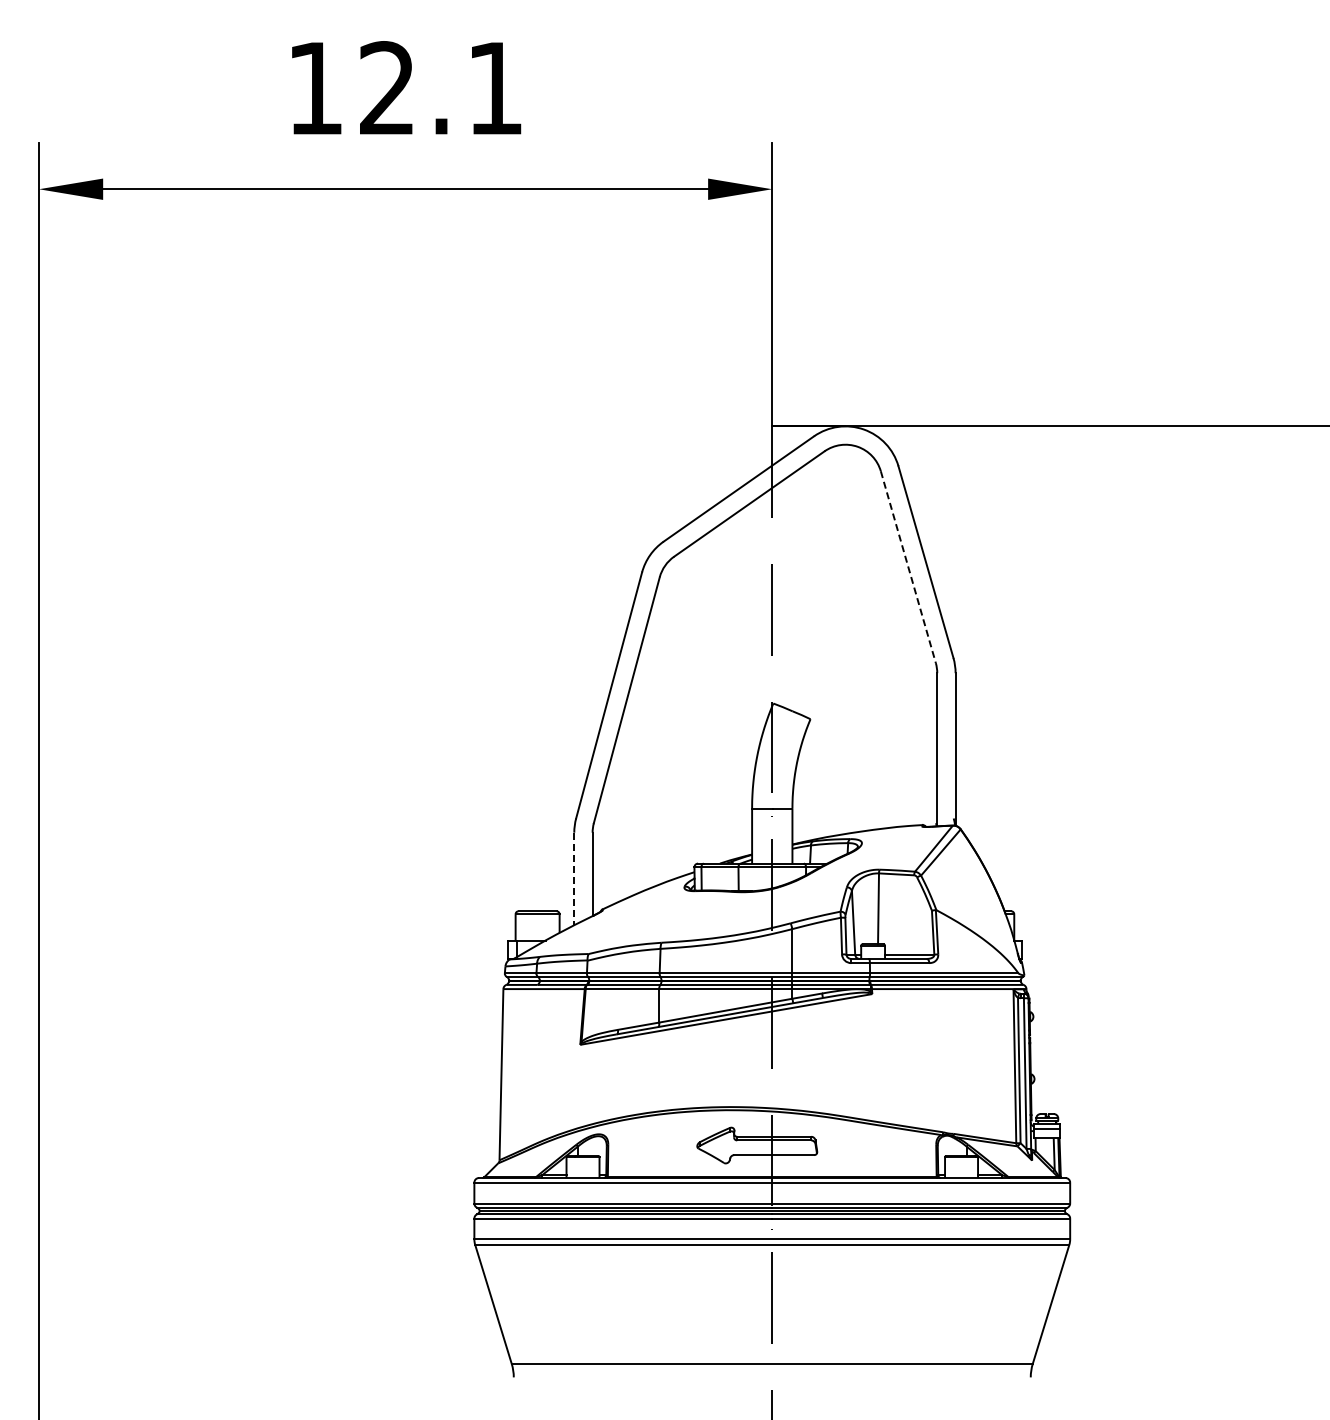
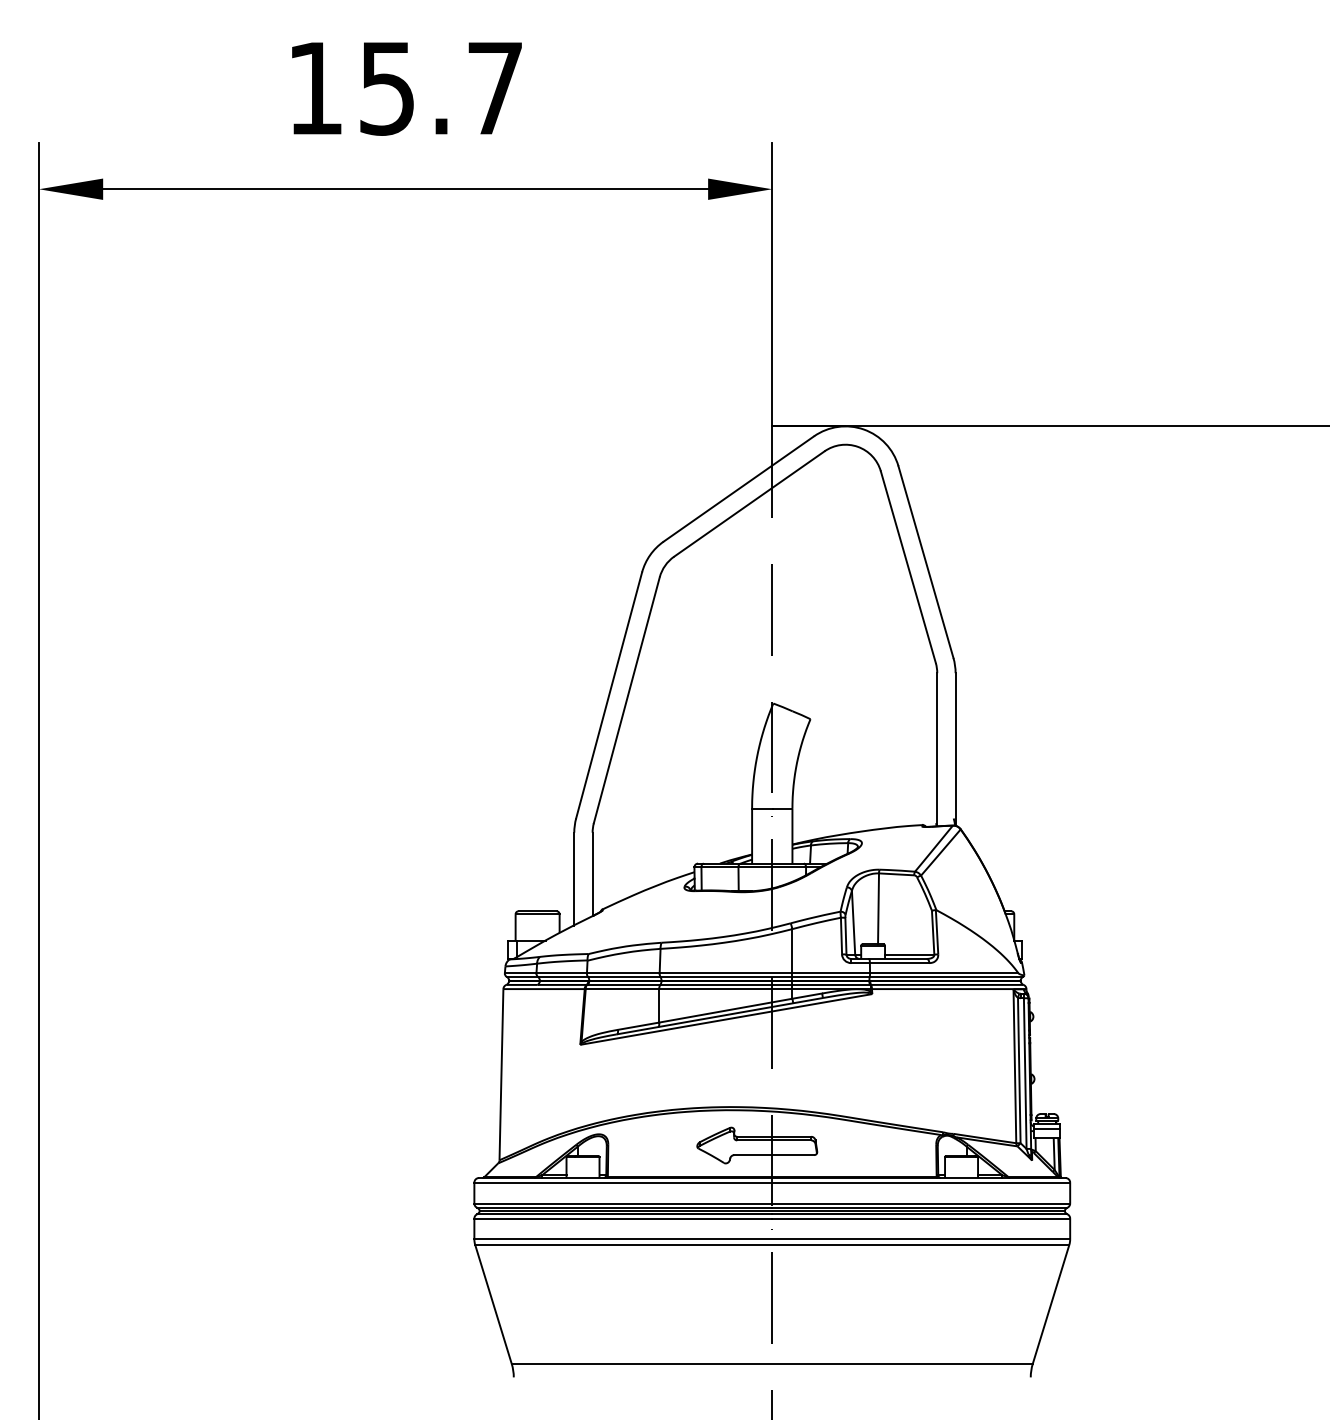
text: 12.1 -> 15.7 (440, 88)
line: dashed -> solid (908, 567)
line: dashed -> solid (574, 879)
